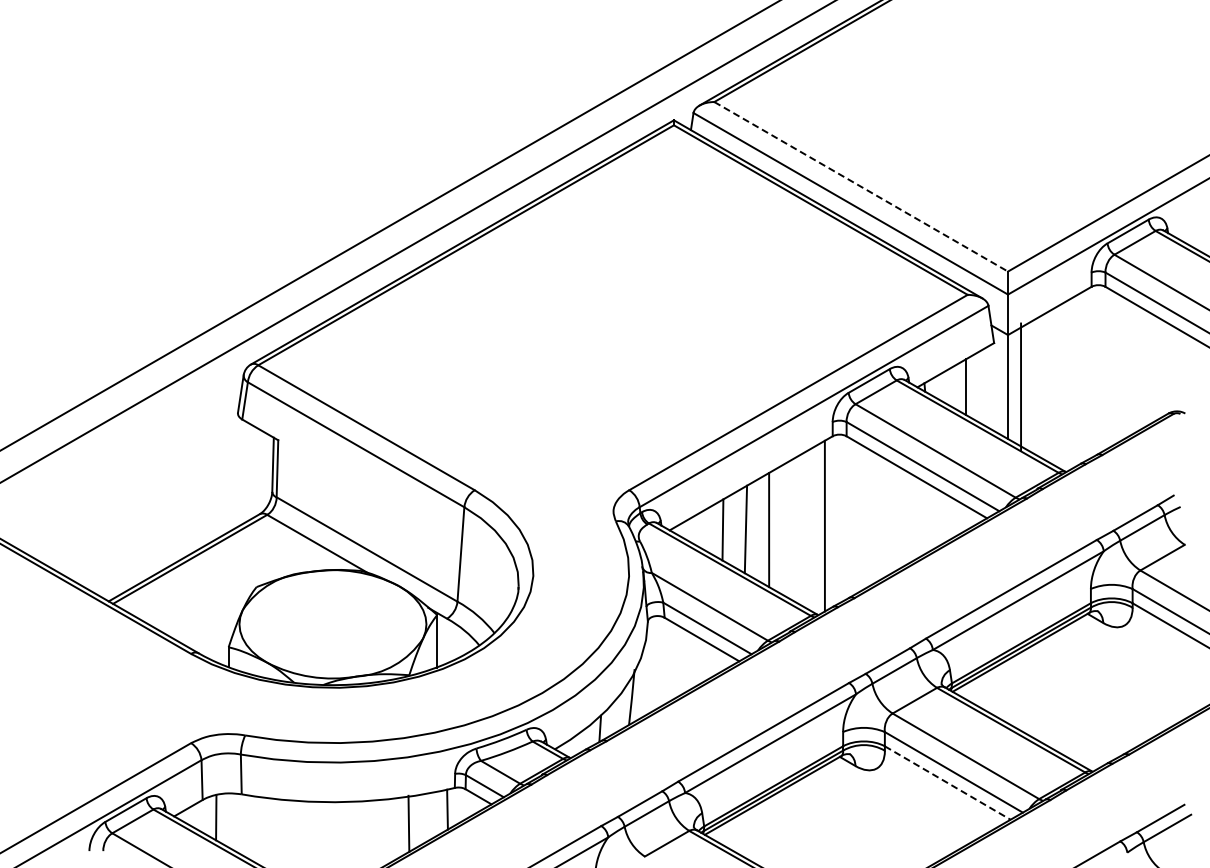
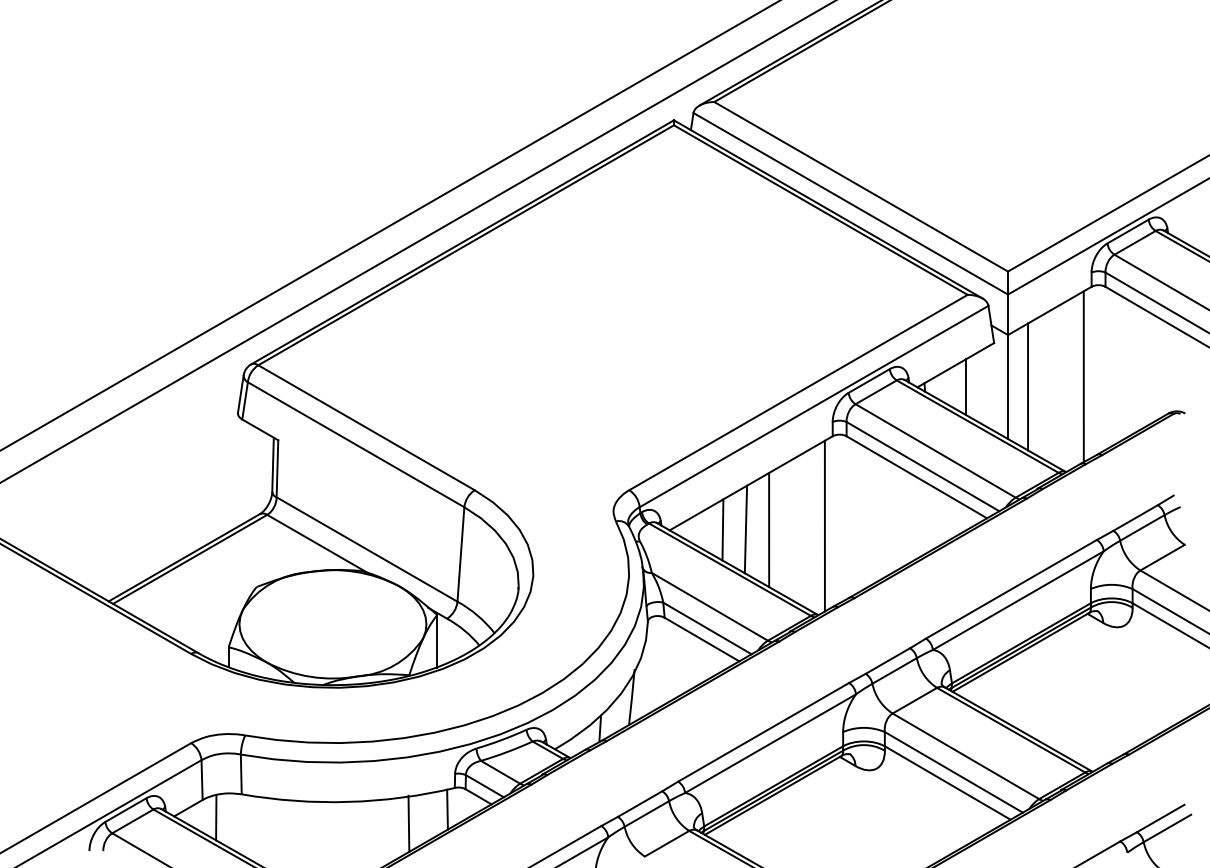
line: dashed -> solid (861, 186)
line: none -> present (1083, 376)
line position: (1021, 386) -> (1028, 386) (1028, 386)
line: dashed -> solid (947, 783)
